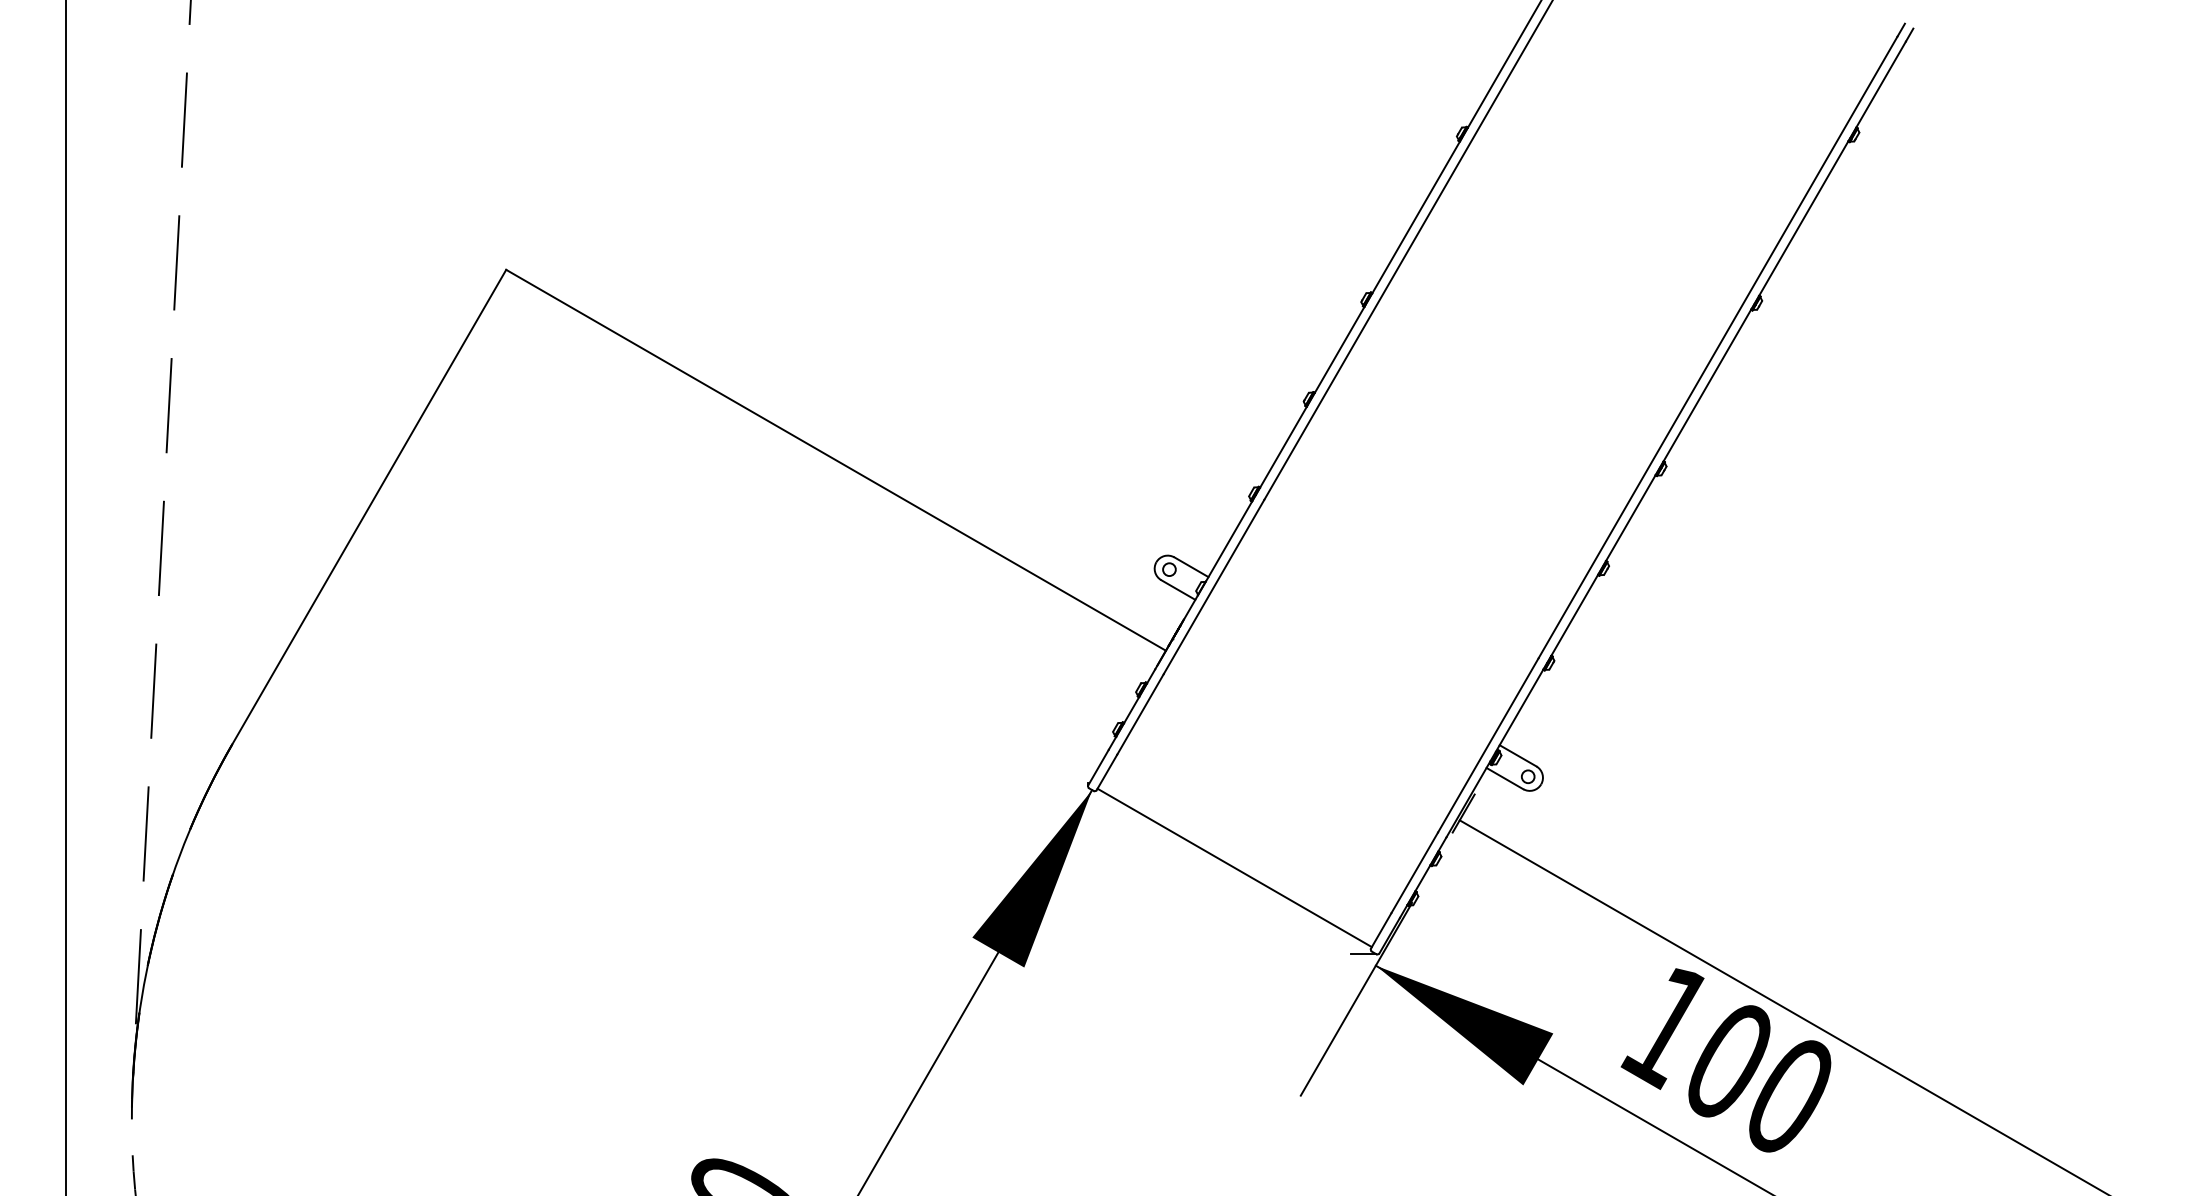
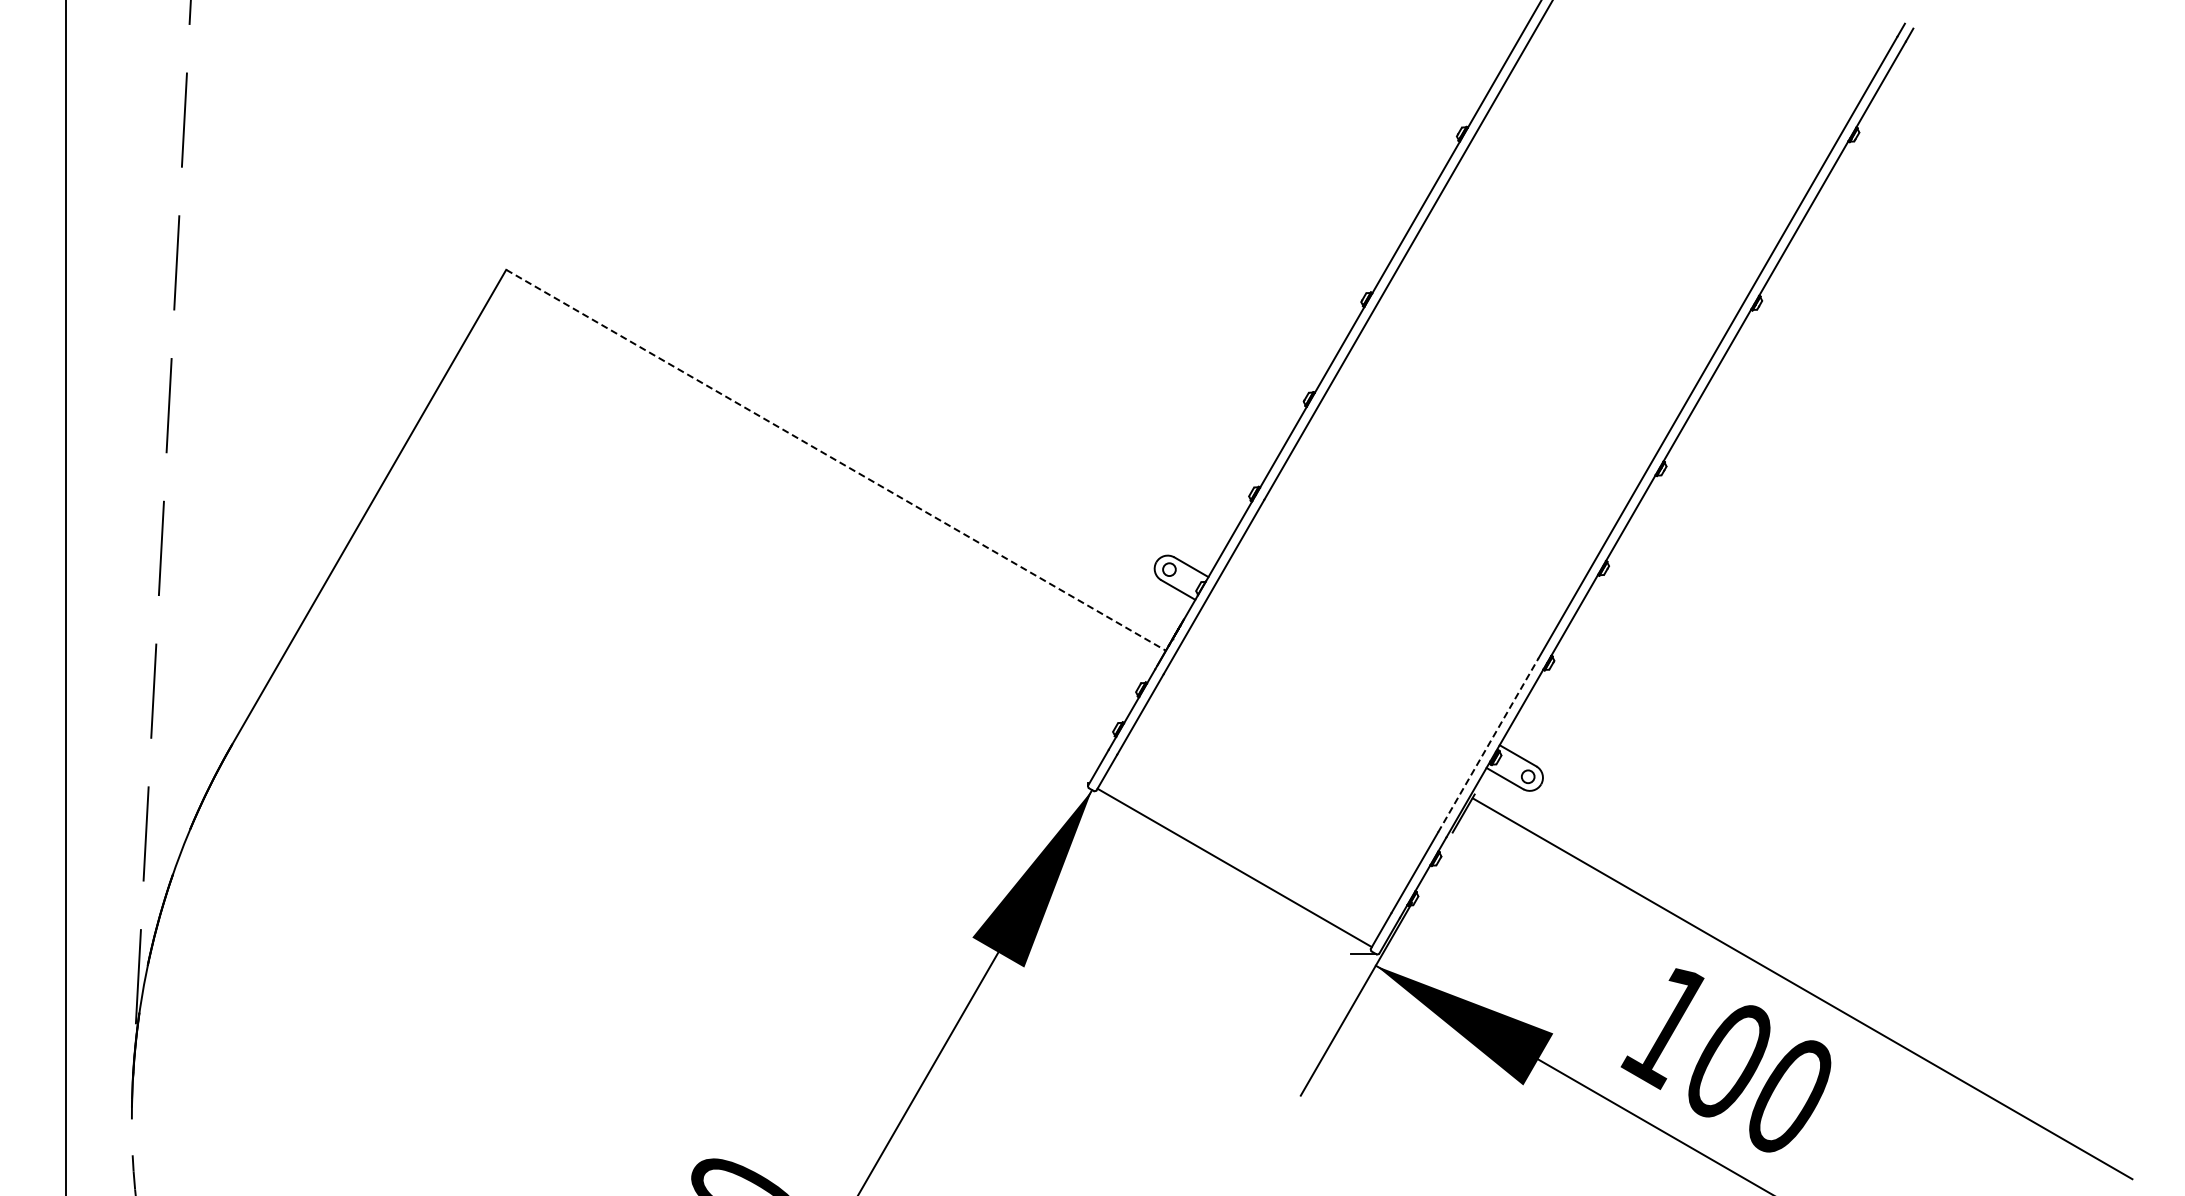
line: solid -> dashed (836, 460)
line: solid -> dashed (1488, 745)
line position: (1781, 1006) -> (1802, 988) (1802, 988)
